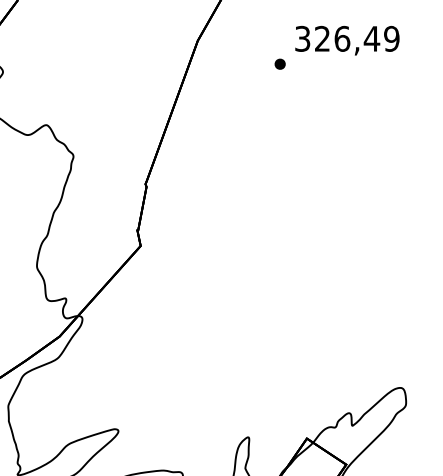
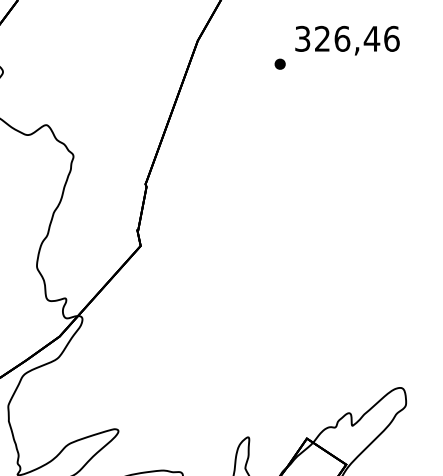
text: 326,49 -> 326,46 (391, 38)
